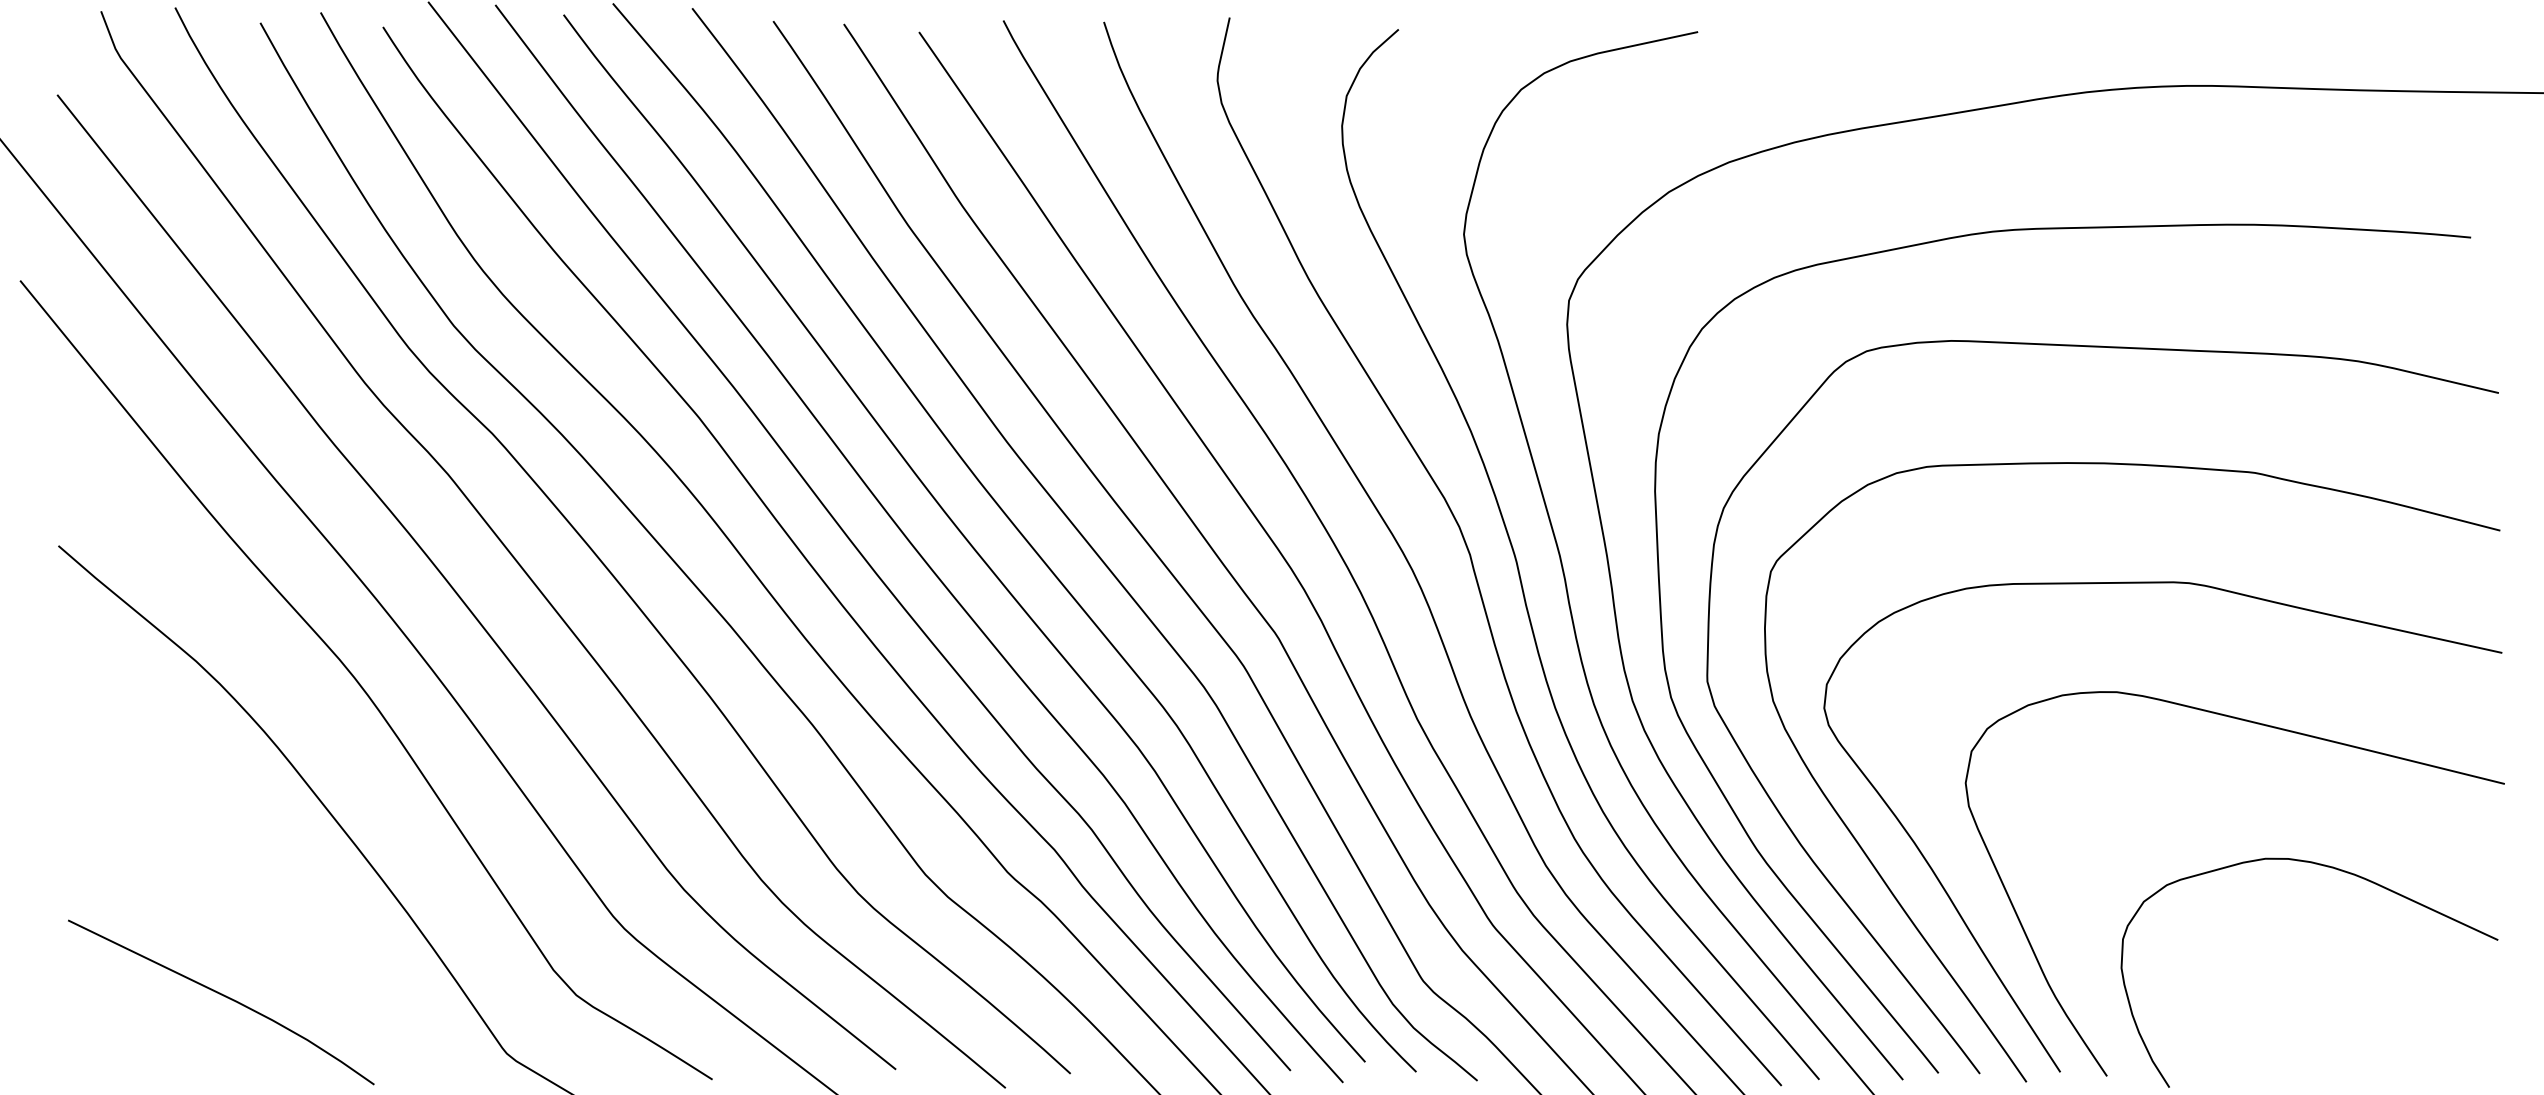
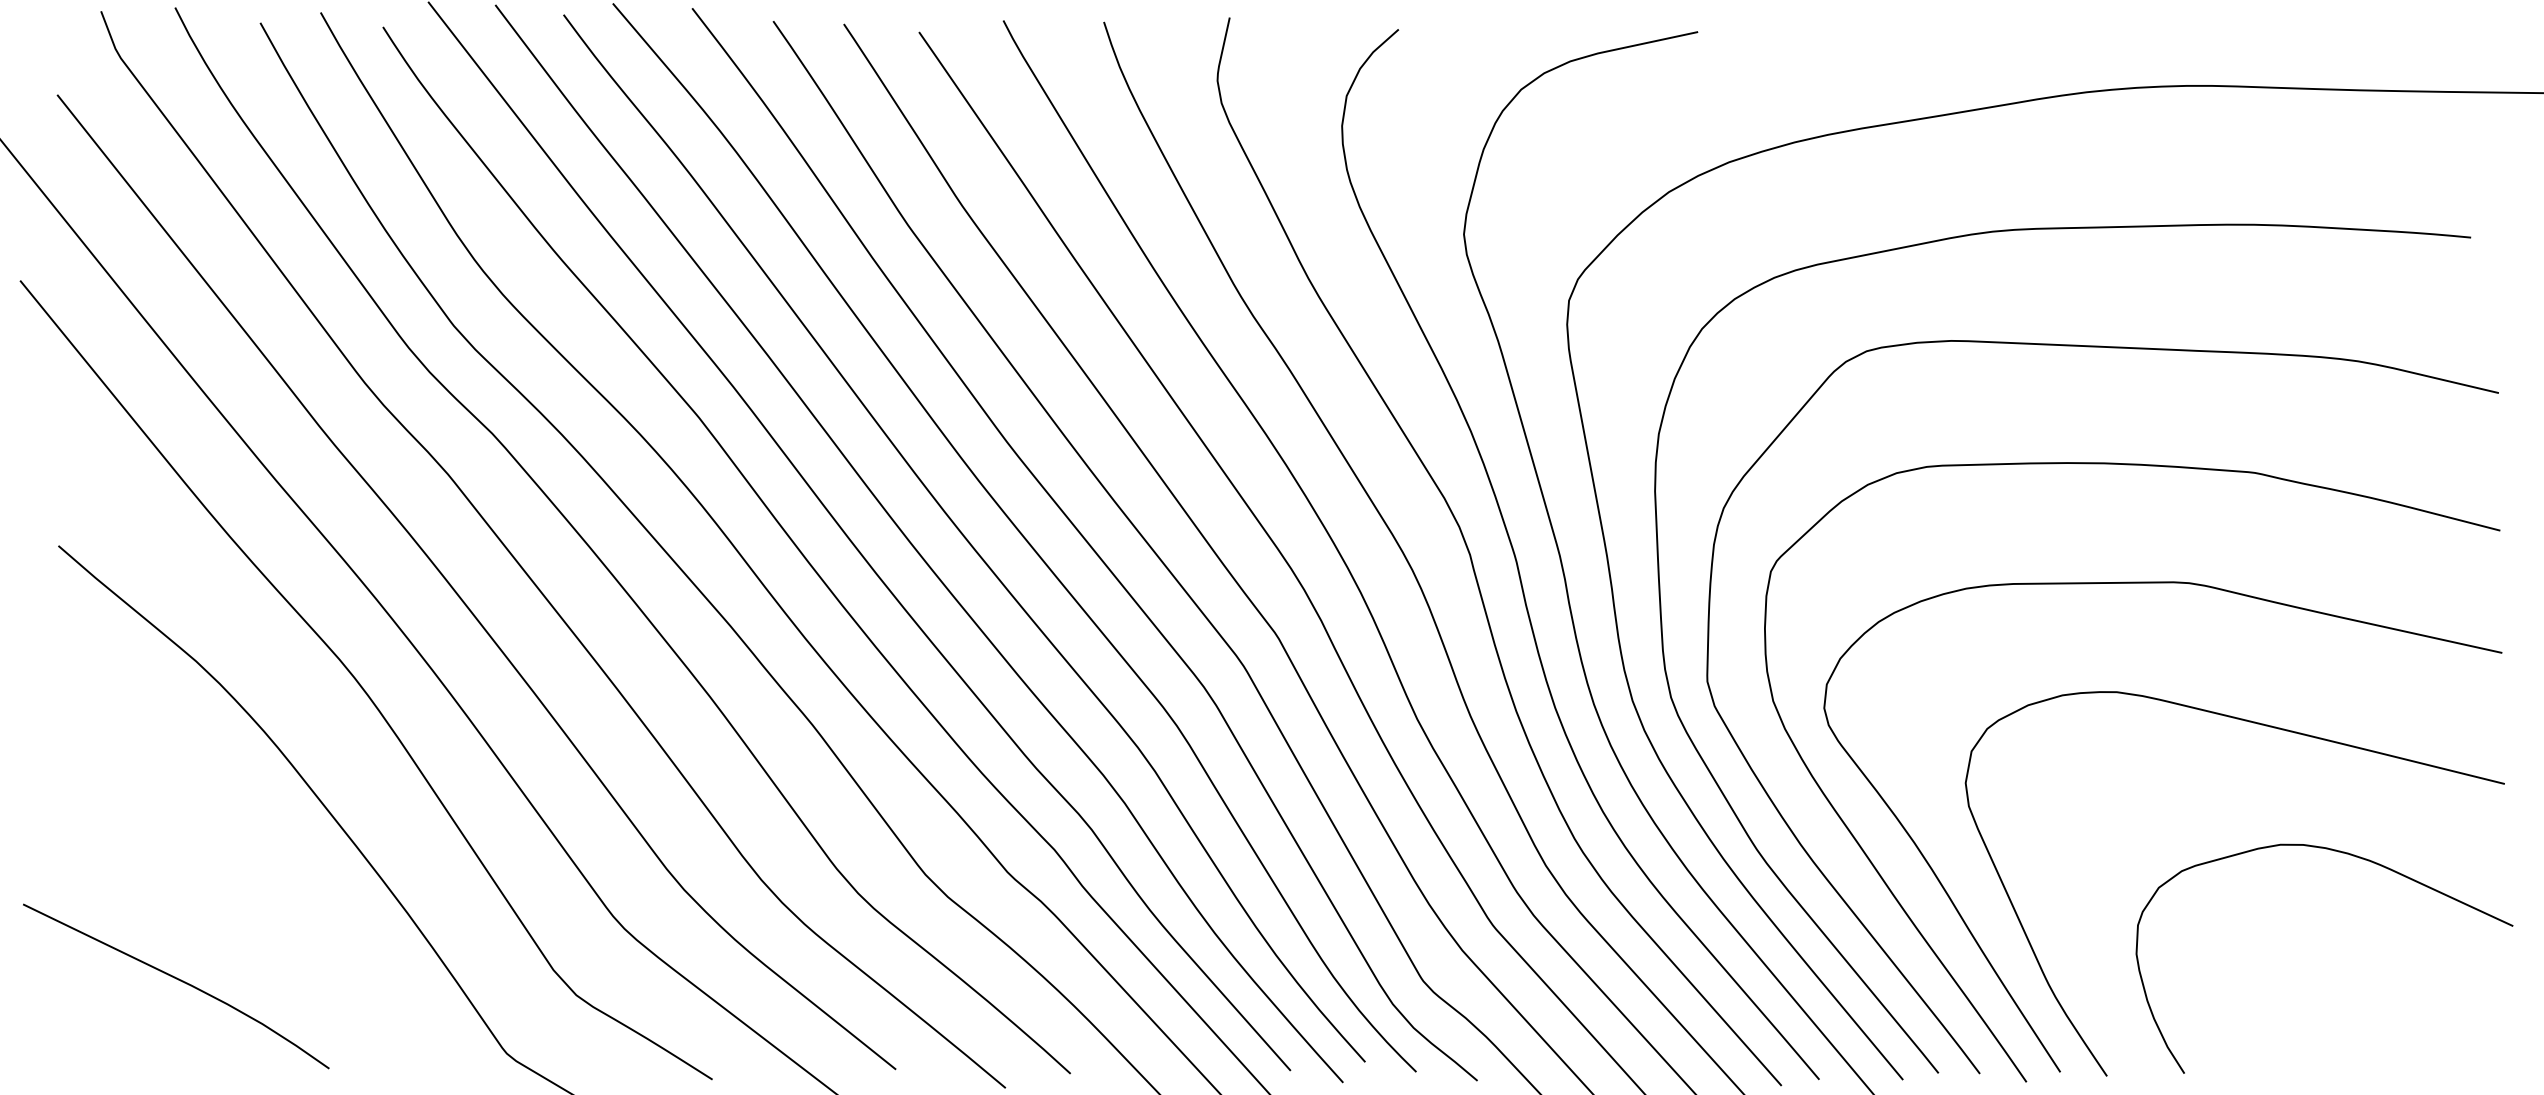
curve position: (2341, 871) -> (2356, 857) (2356, 857)
curve position: (223, 996) -> (178, 980) (178, 980)
